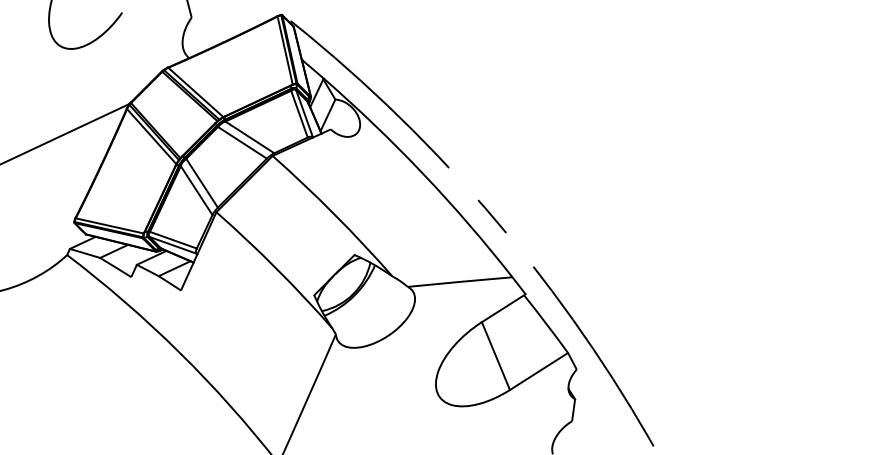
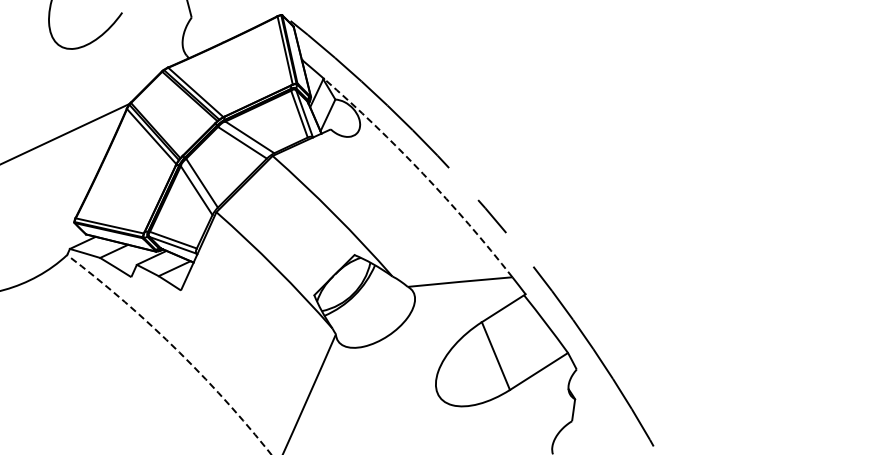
arc: solid -> dashed (422, 173)
arc: solid -> dashed (175, 348)
